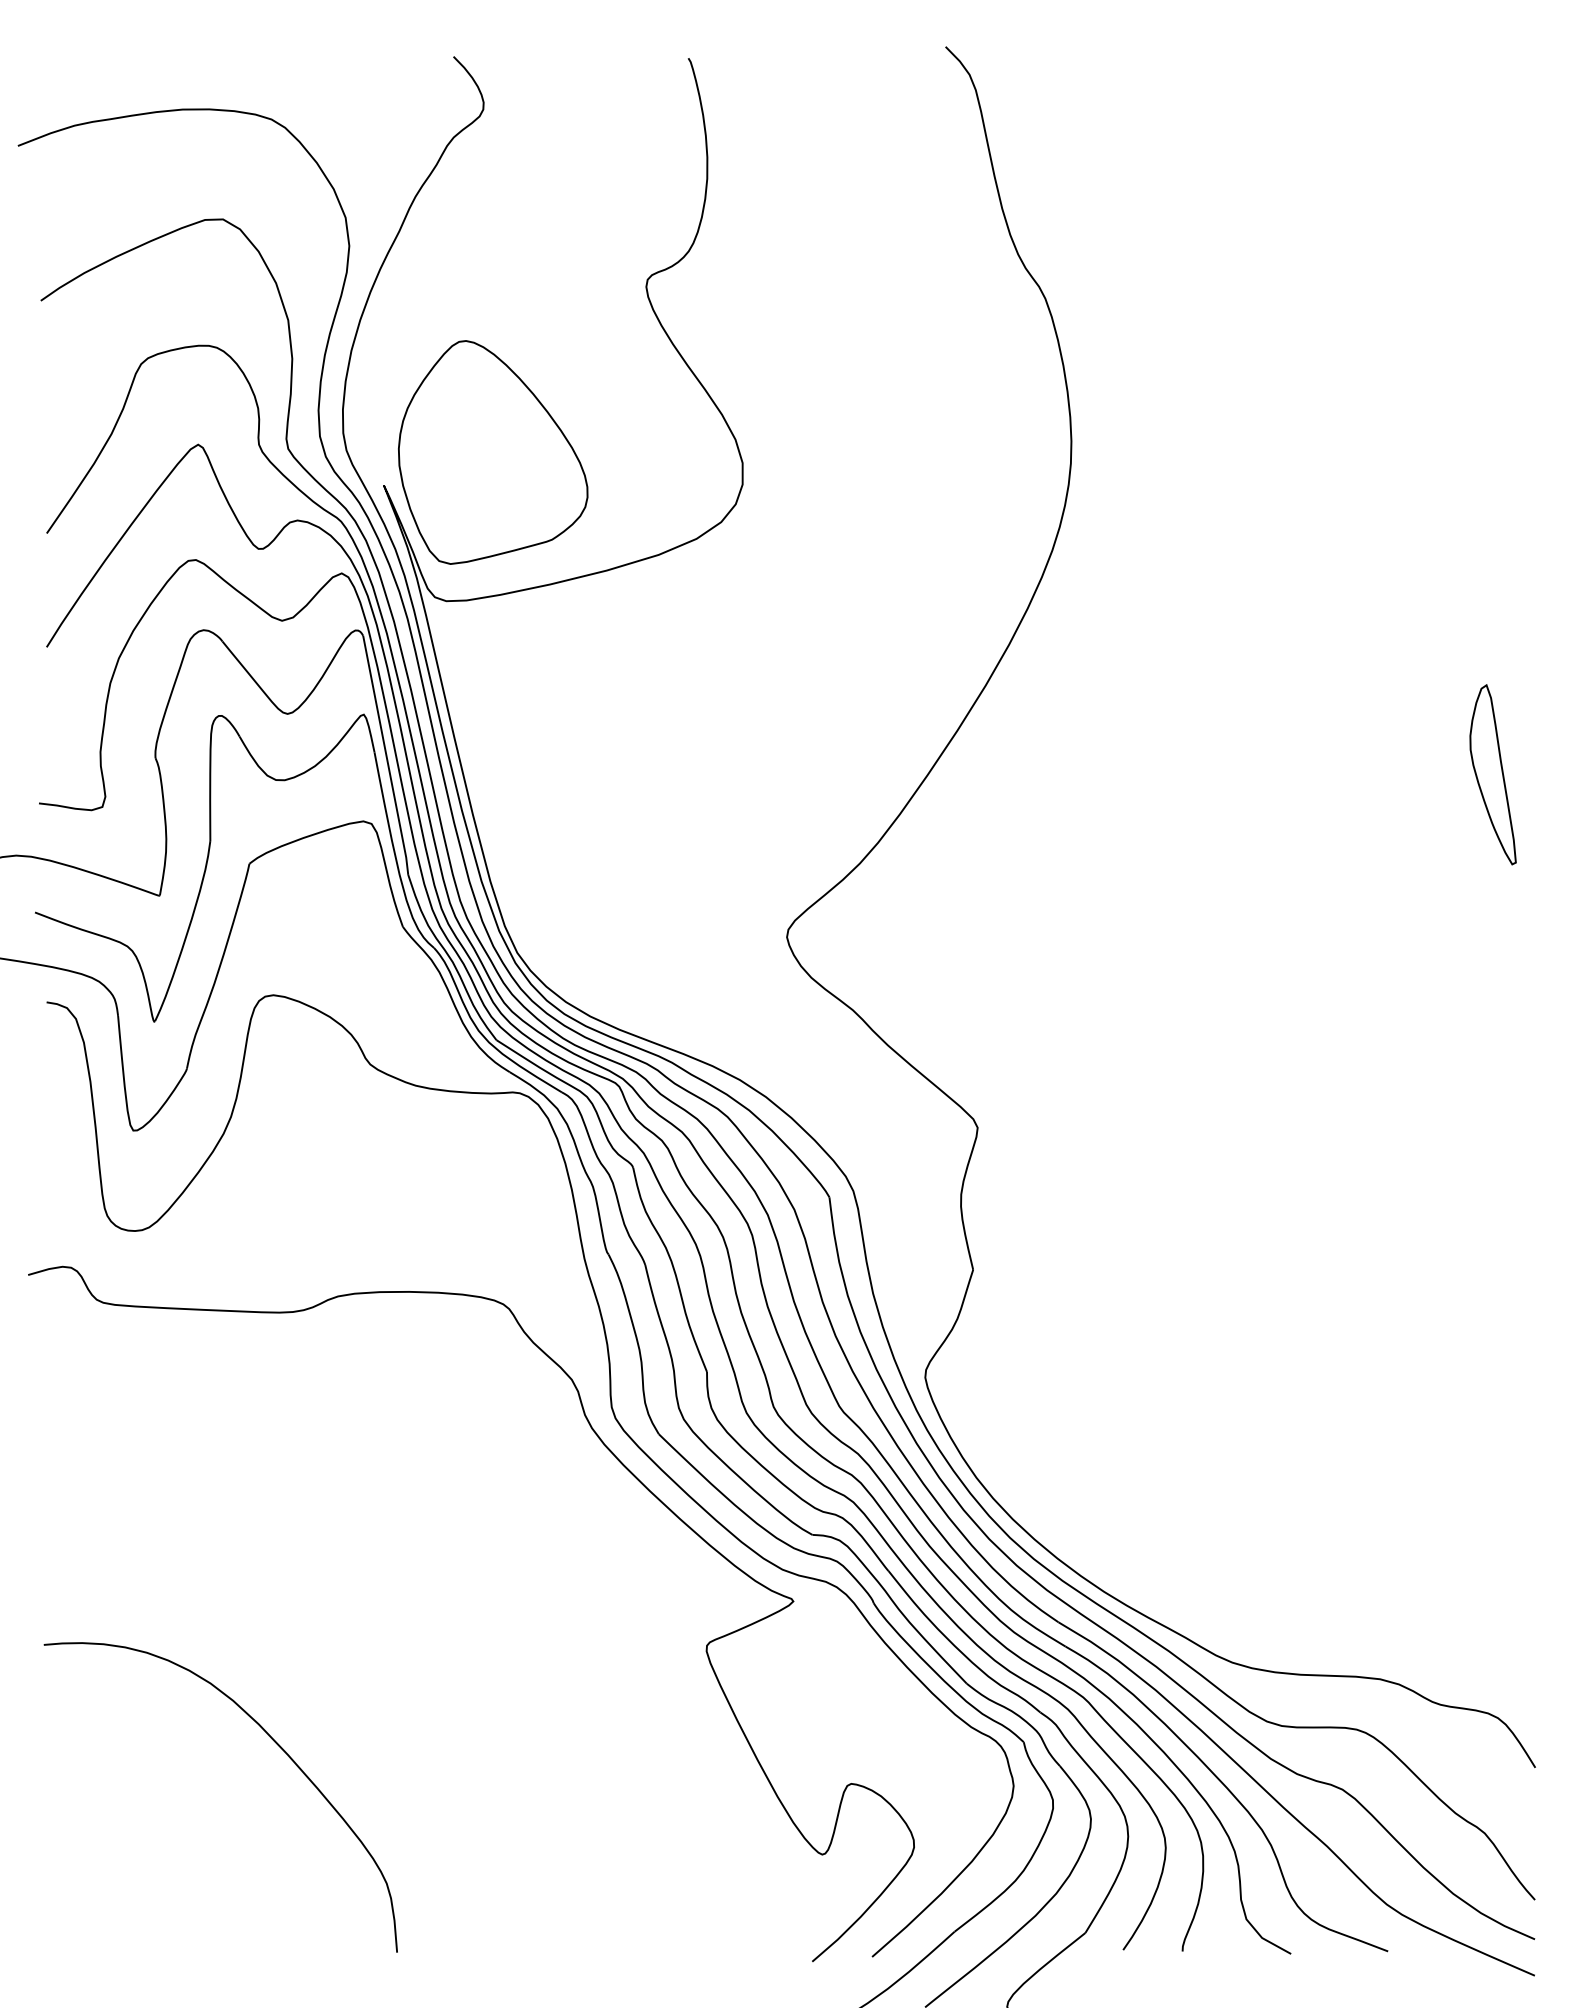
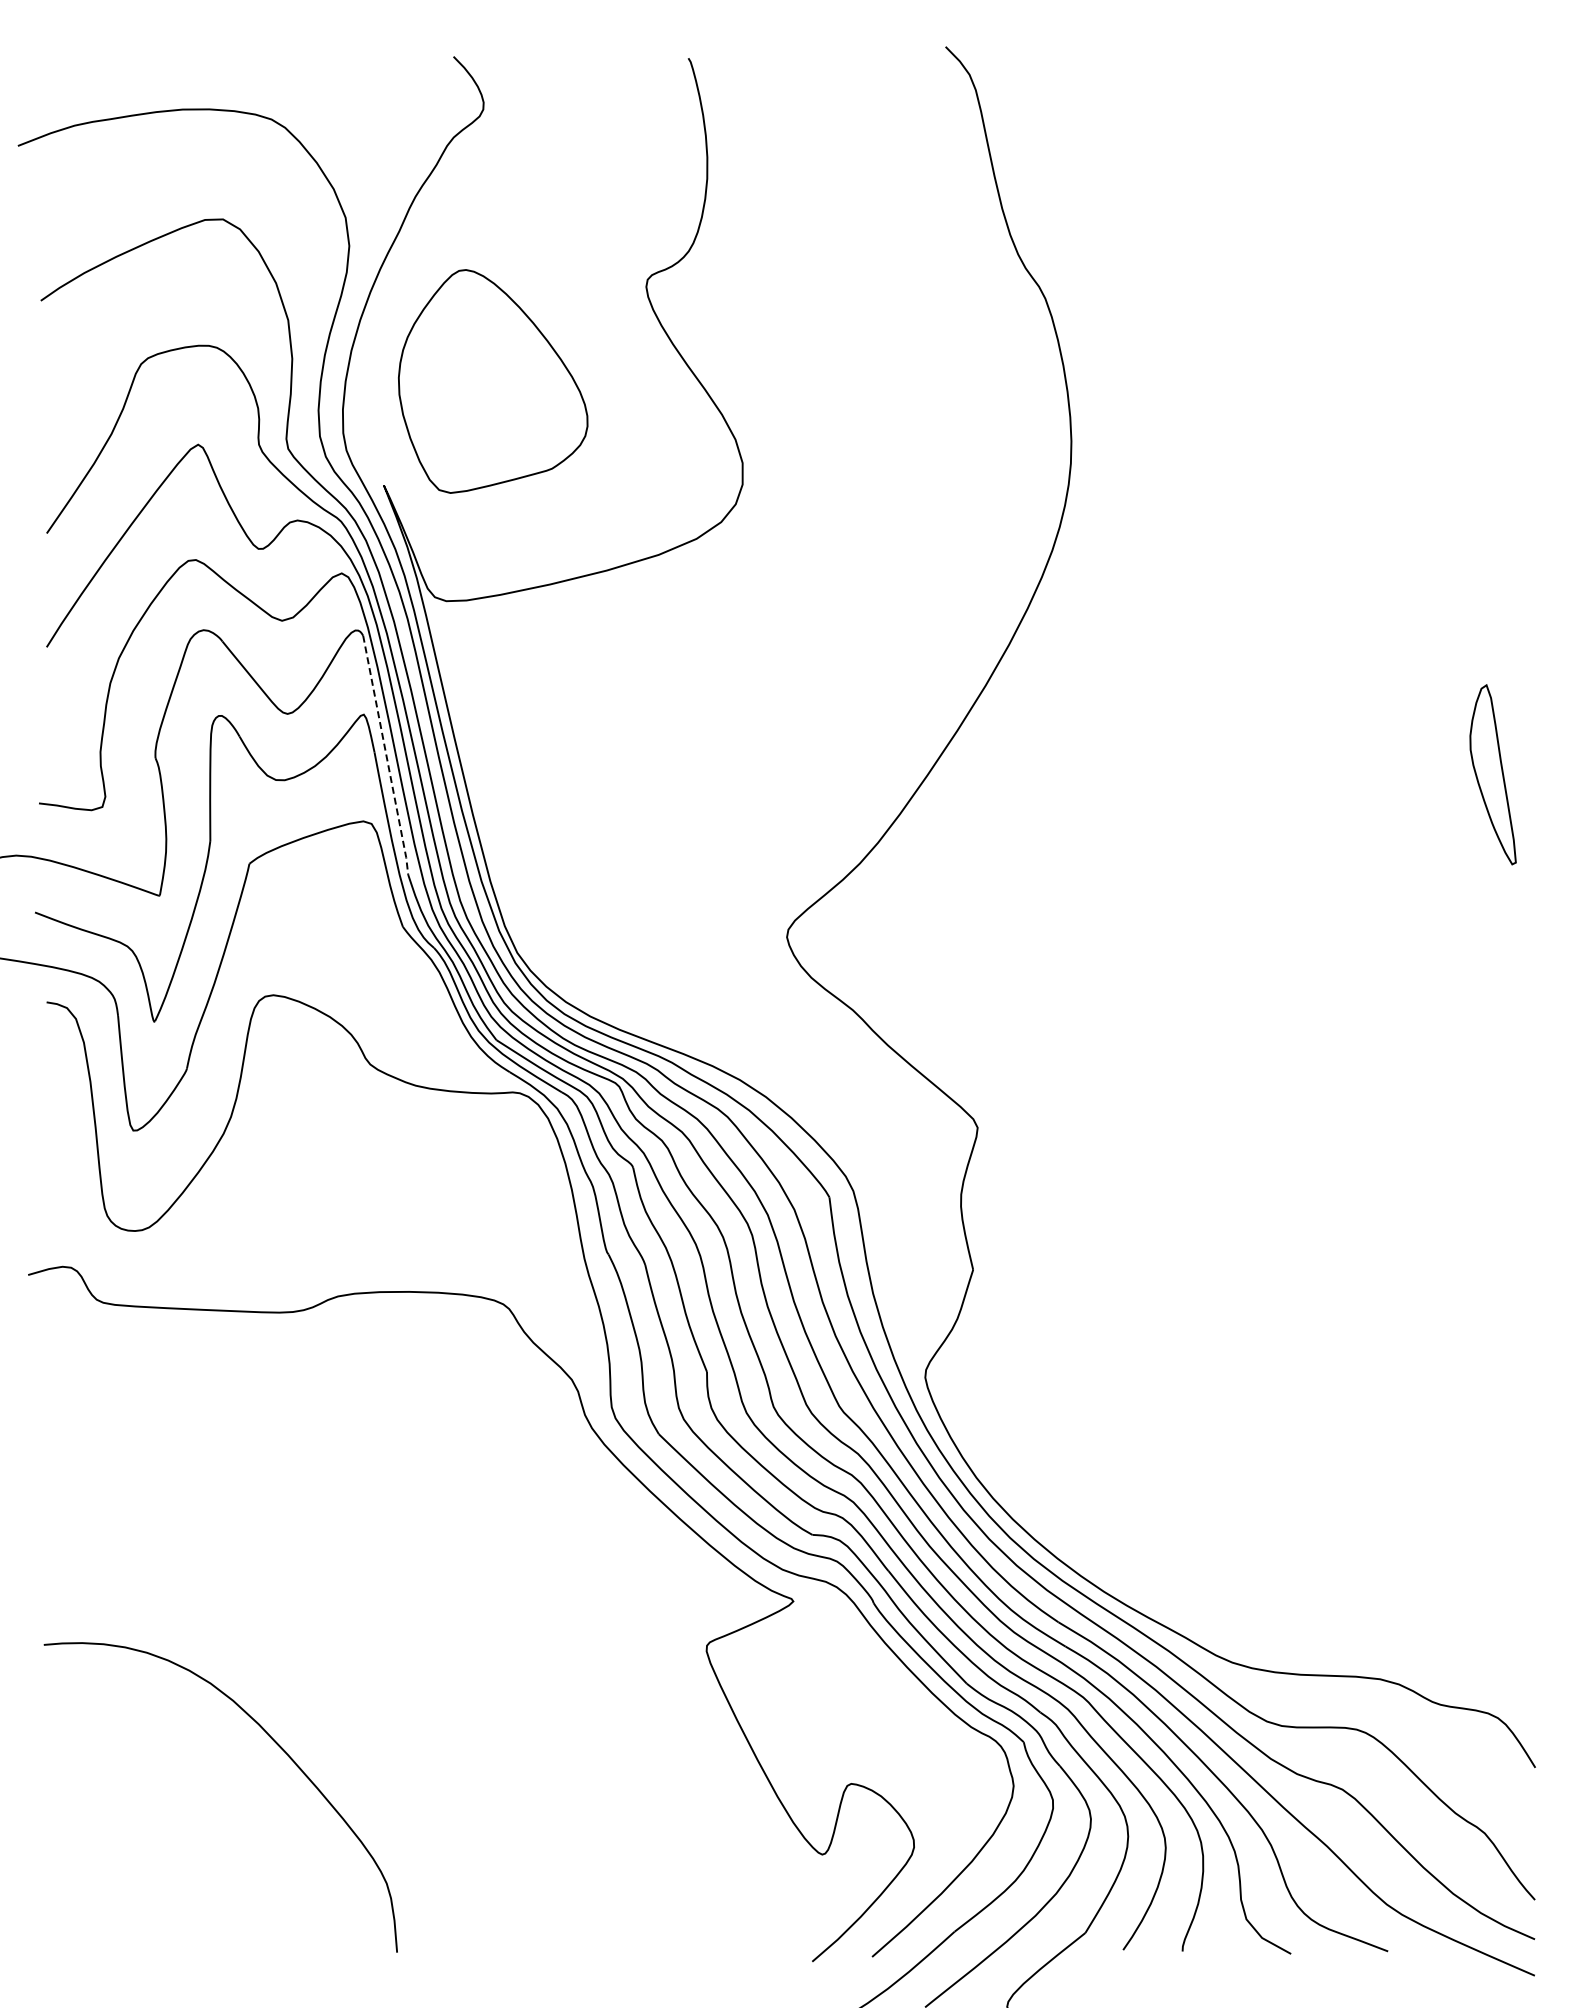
part position: (493, 452) -> (493, 381) (493, 381)
line: solid -> dashed (386, 756)
